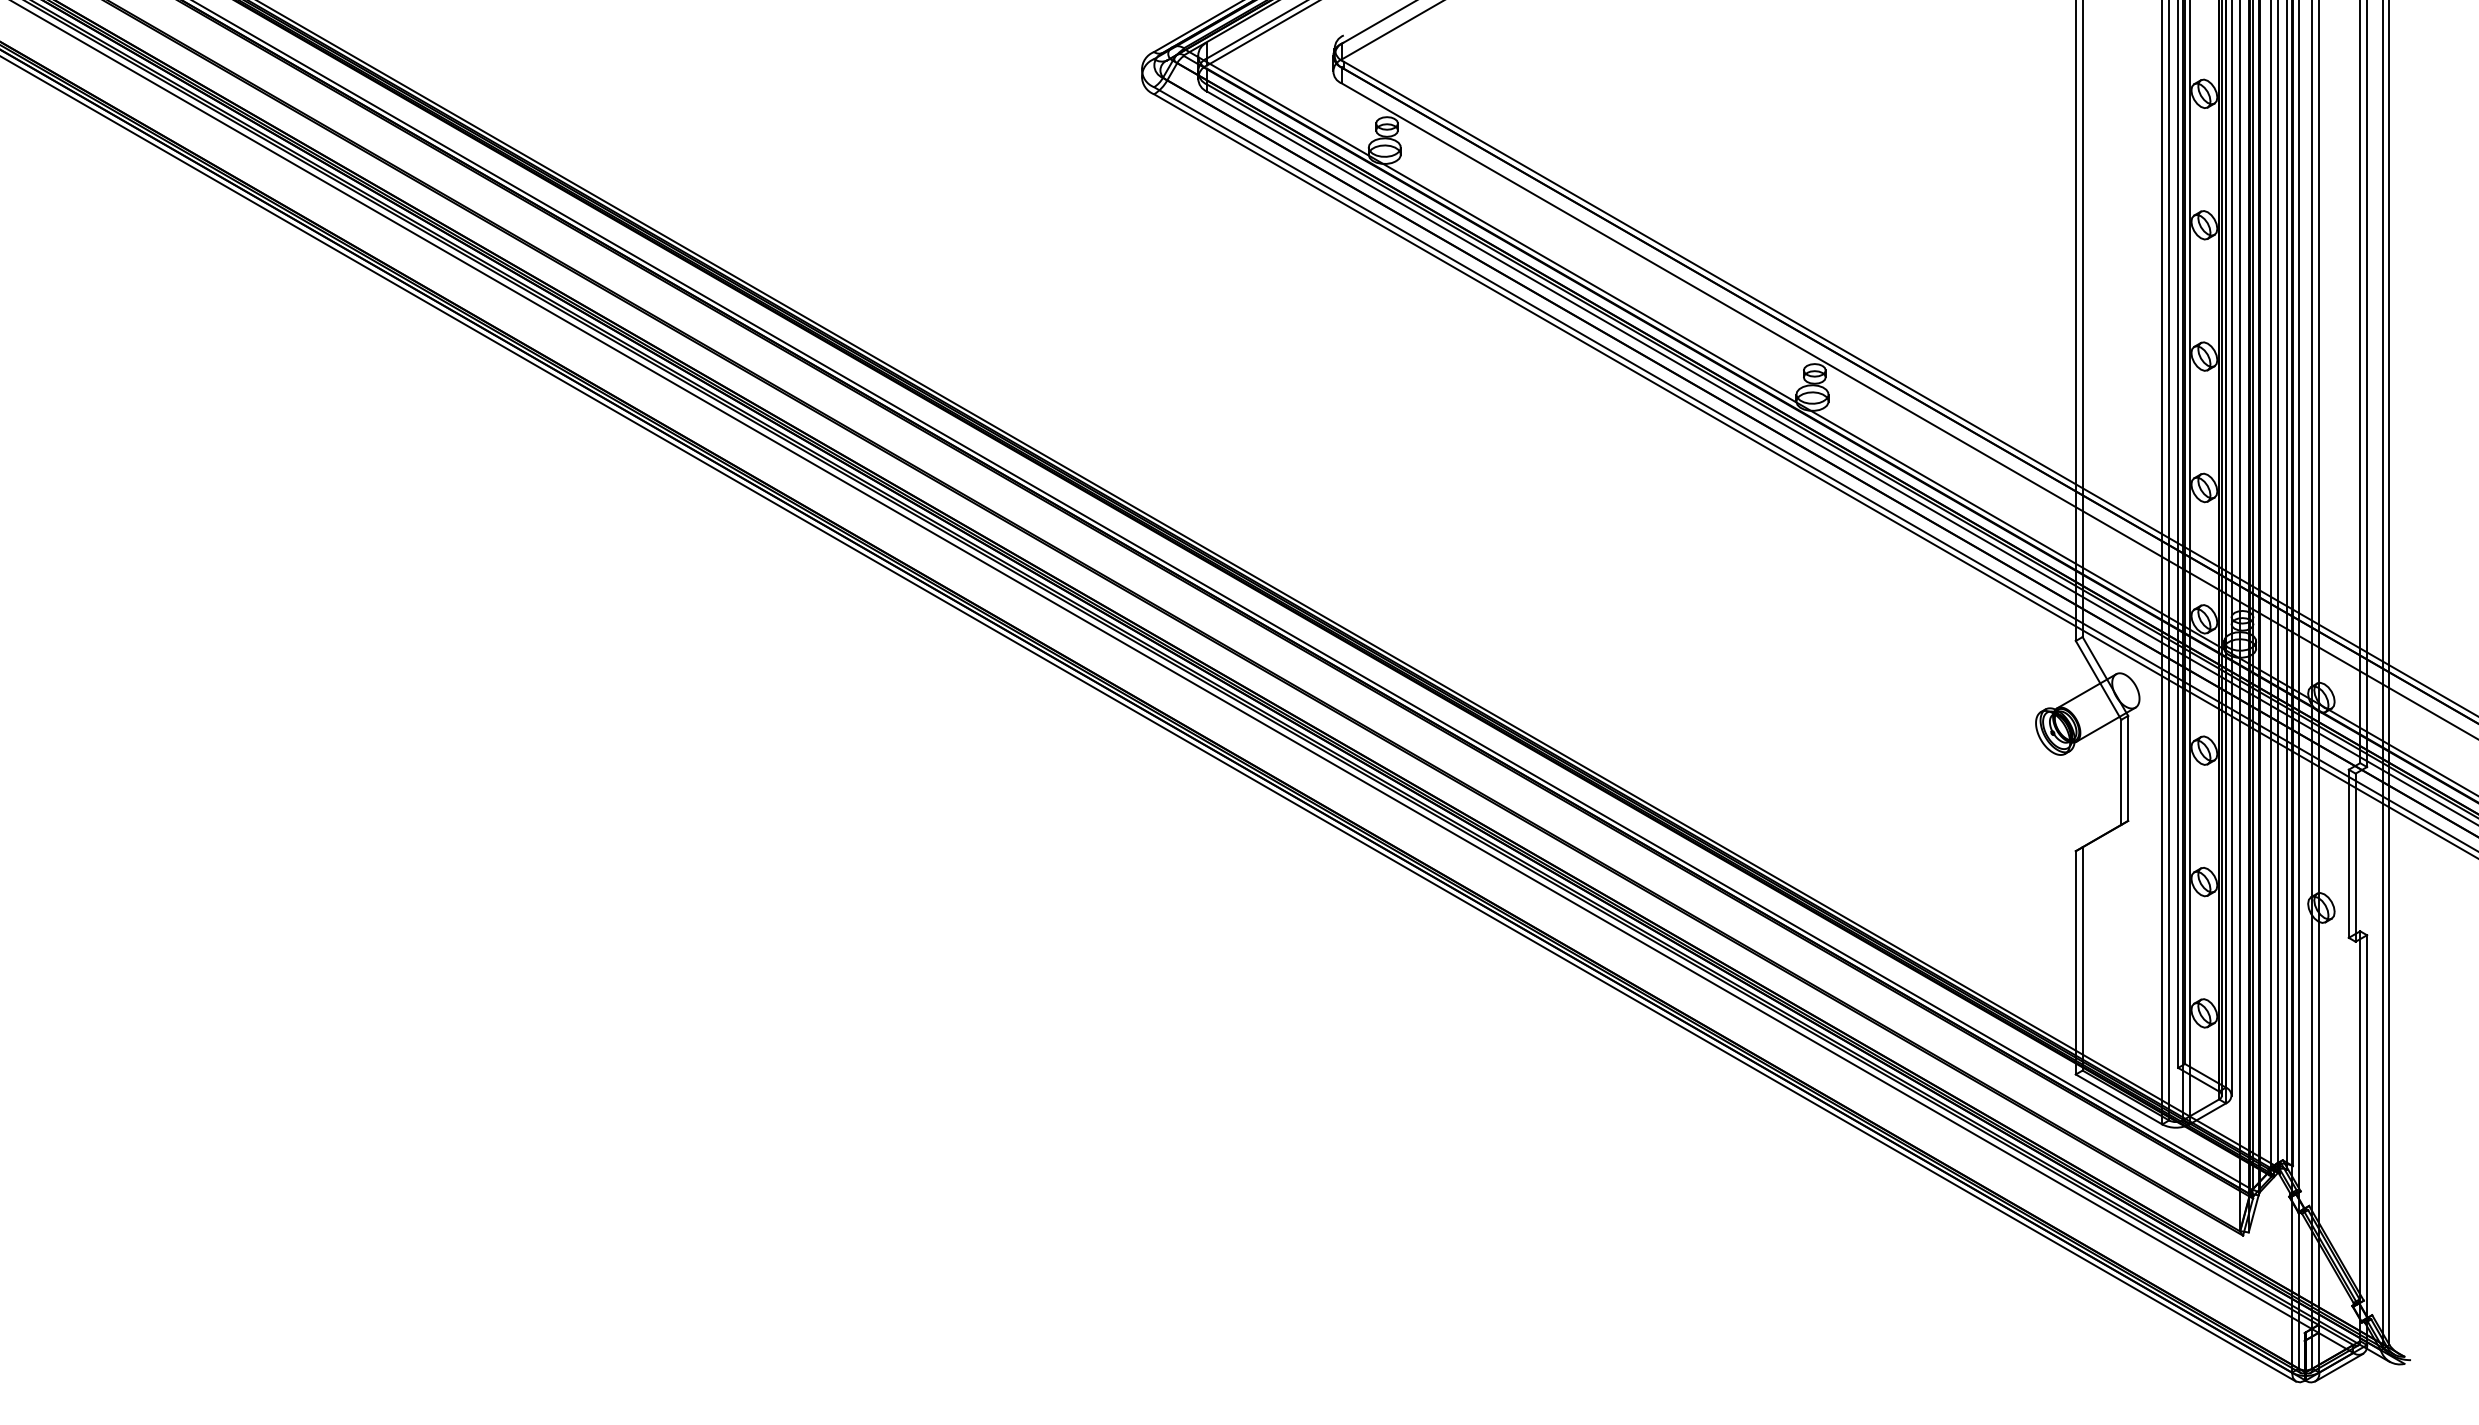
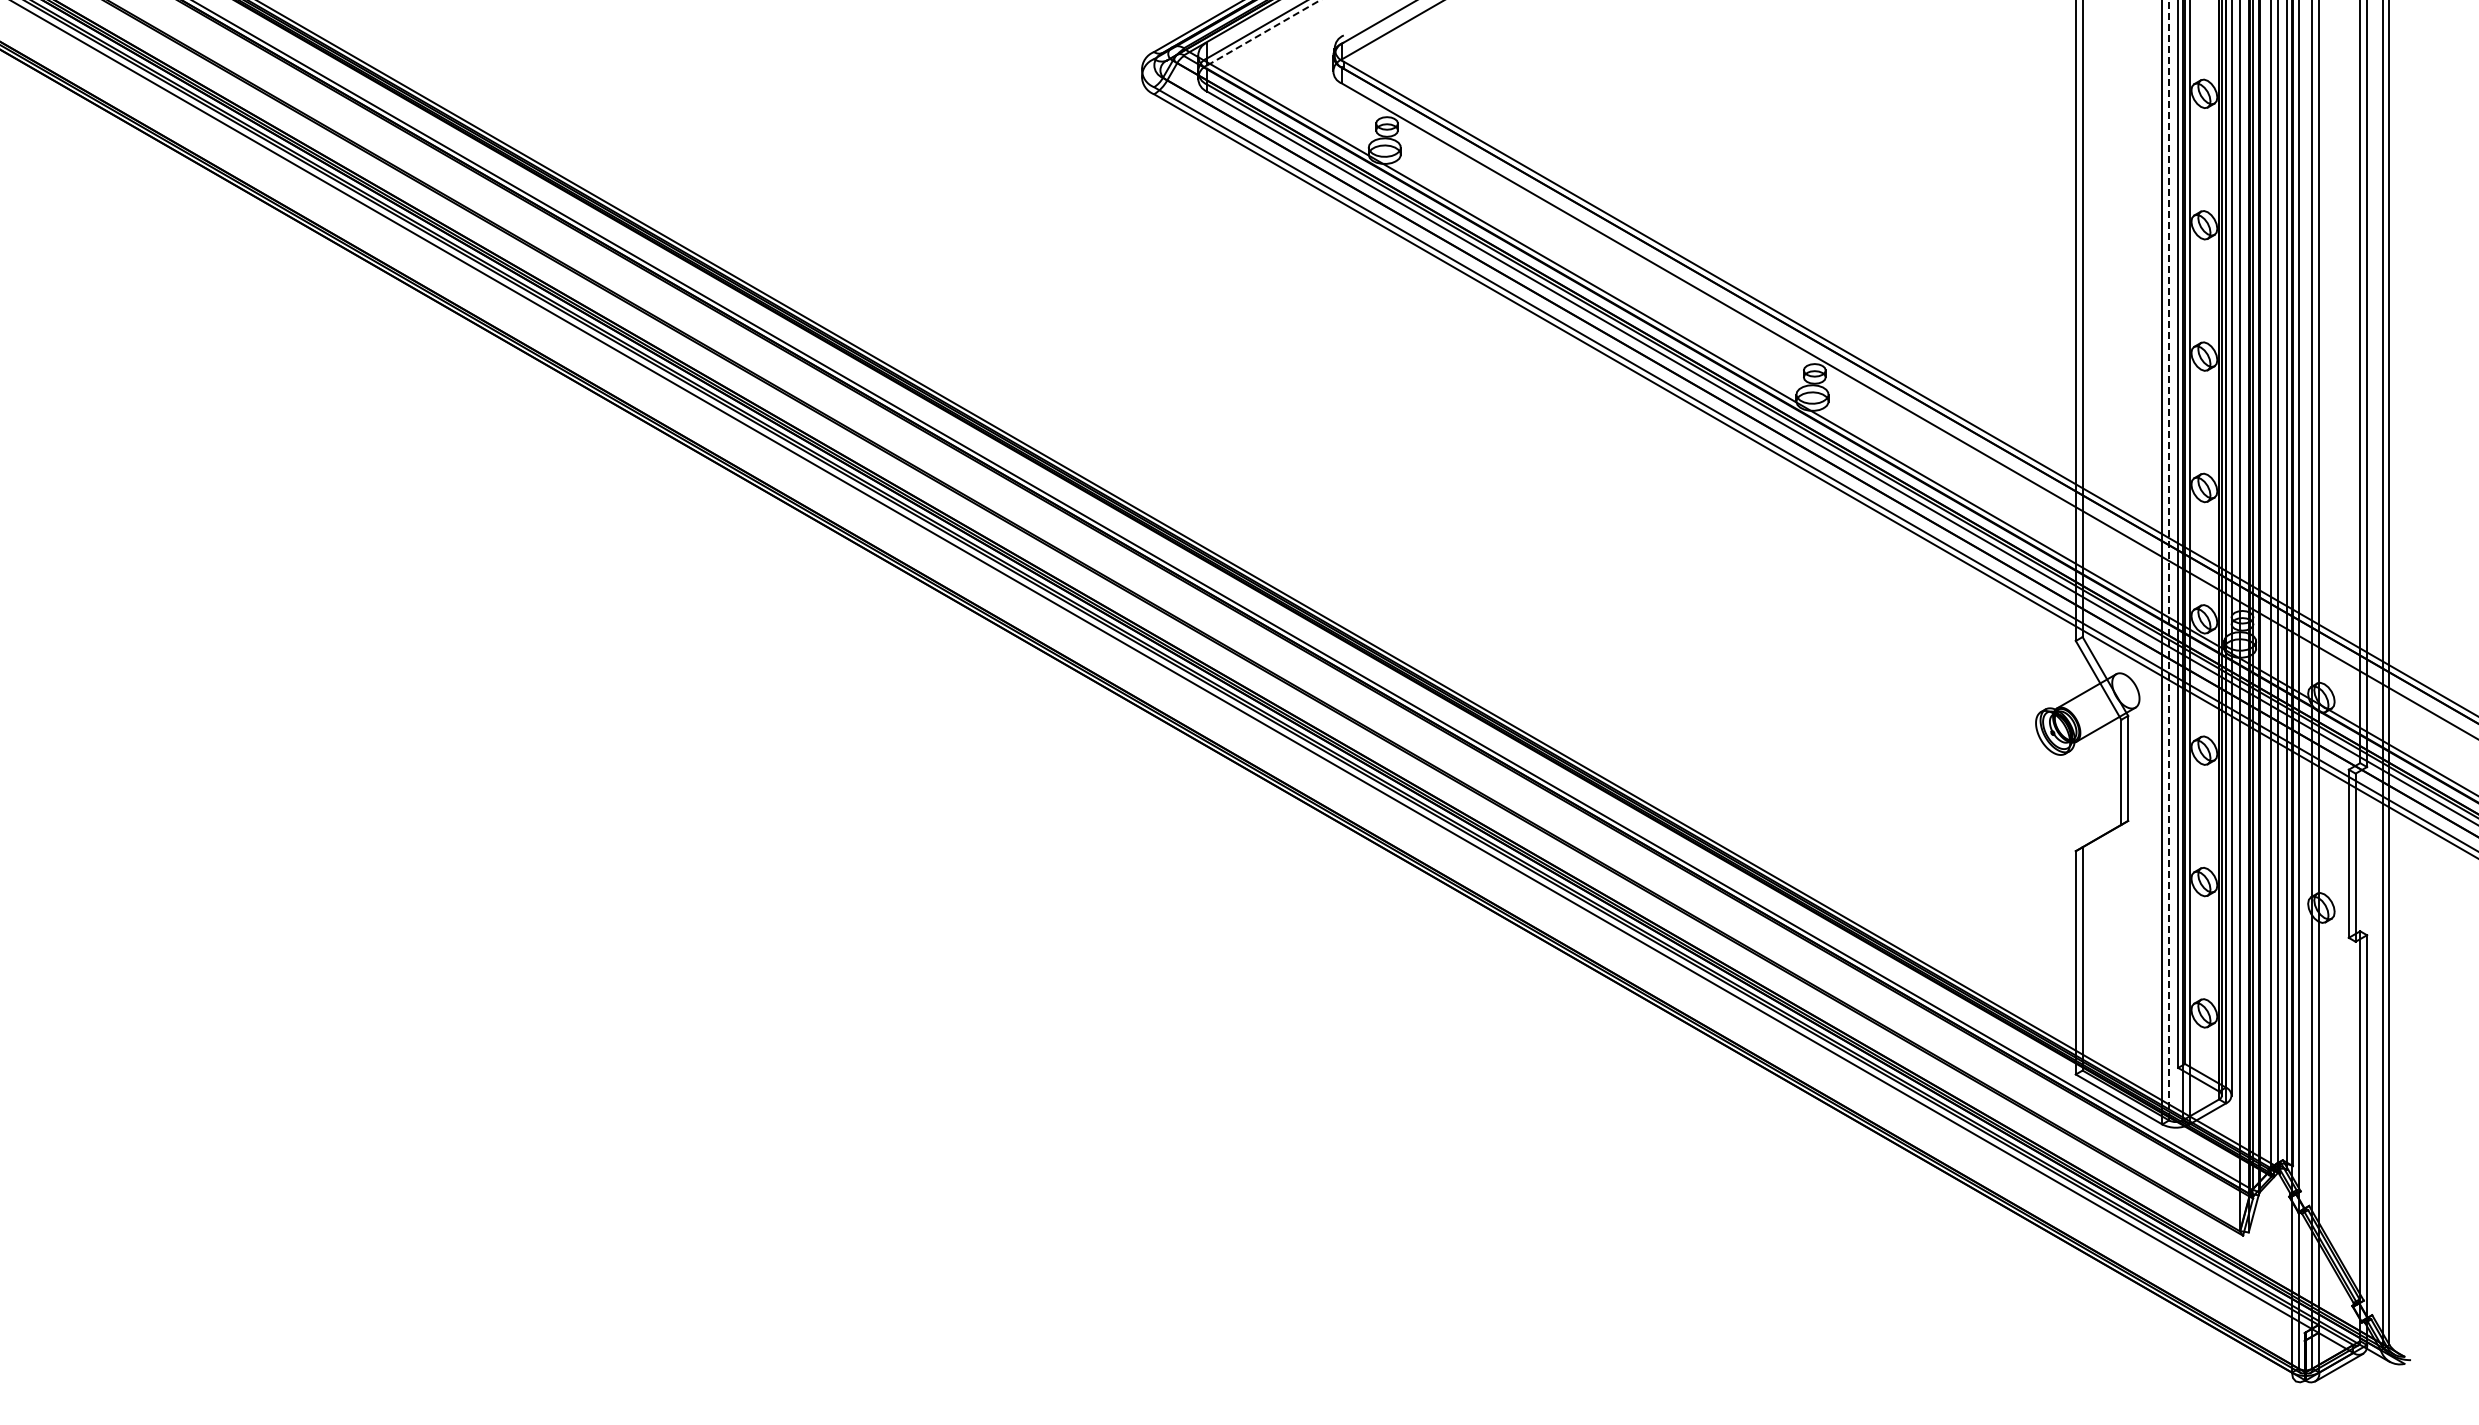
line: solid -> dashed (1263, 32)
line: solid -> dashed (2169, 560)
line: present -> none (1149, 719)
